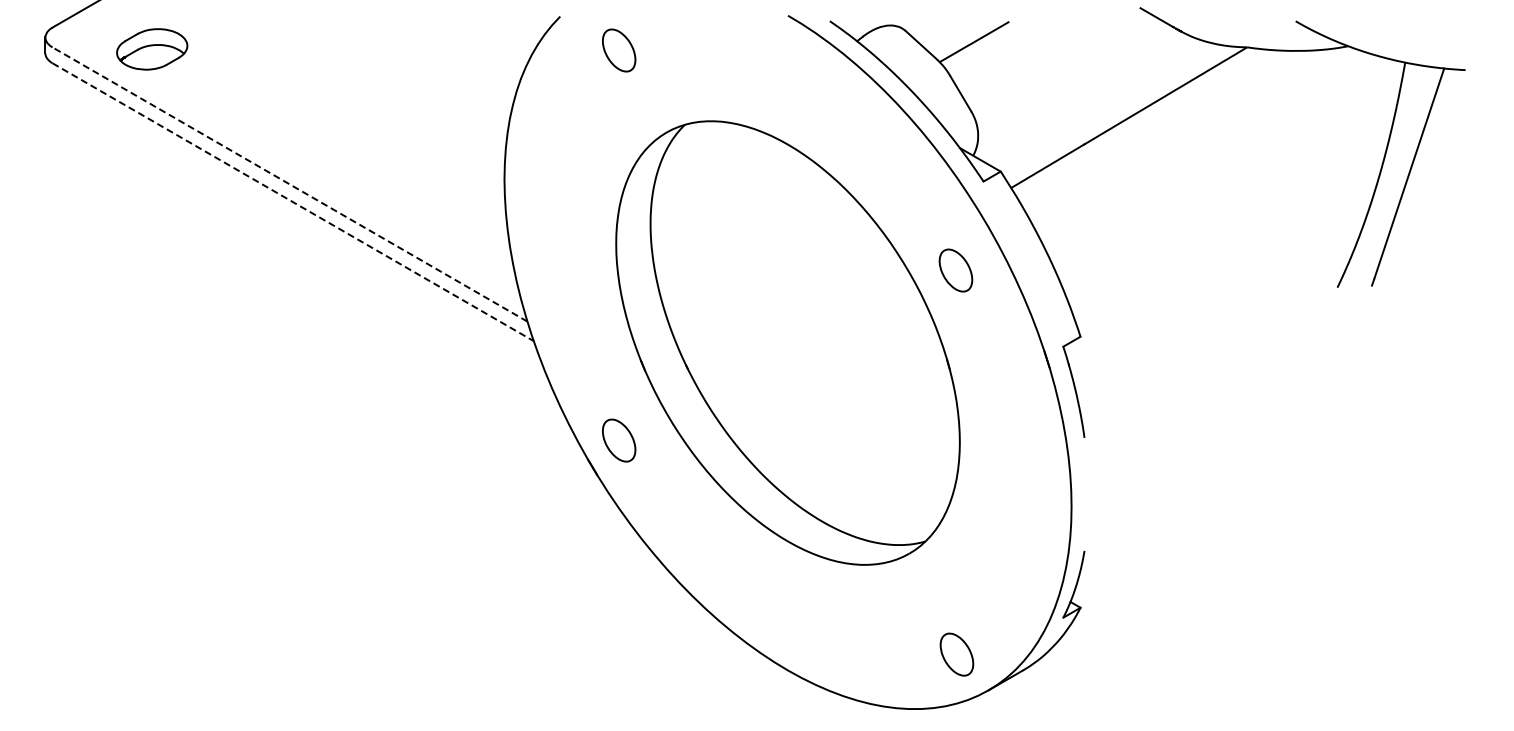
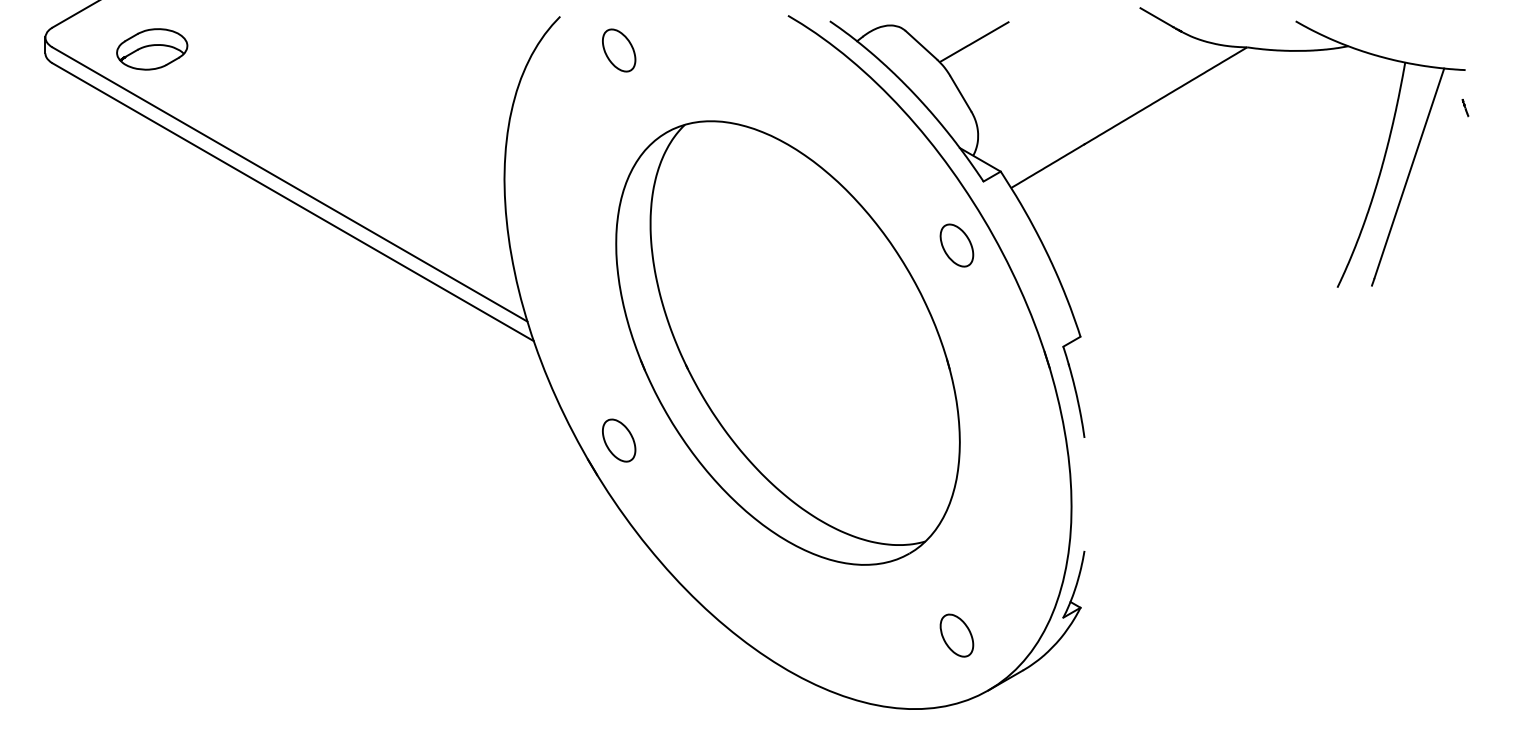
line: none -> present (1465, 108)
line: dashed -> solid (289, 184)
line: dashed -> solid (293, 202)
part position: (955, 270) -> (956, 245) (956, 245)
part position: (956, 654) -> (956, 635) (956, 635)
